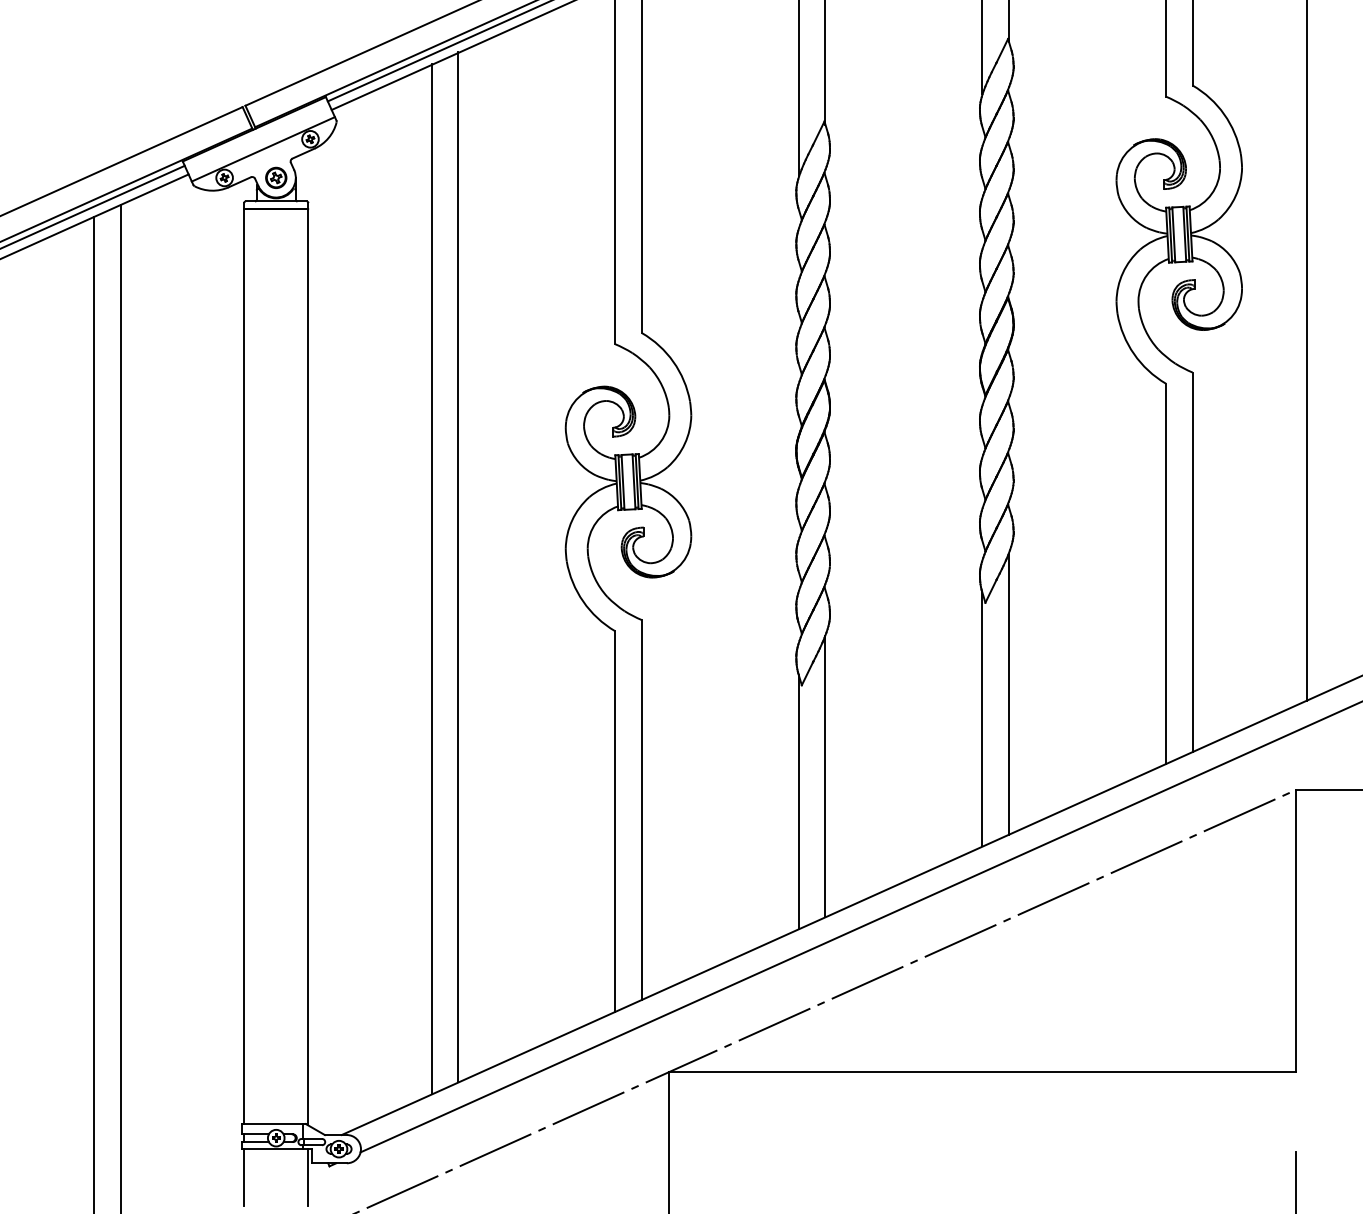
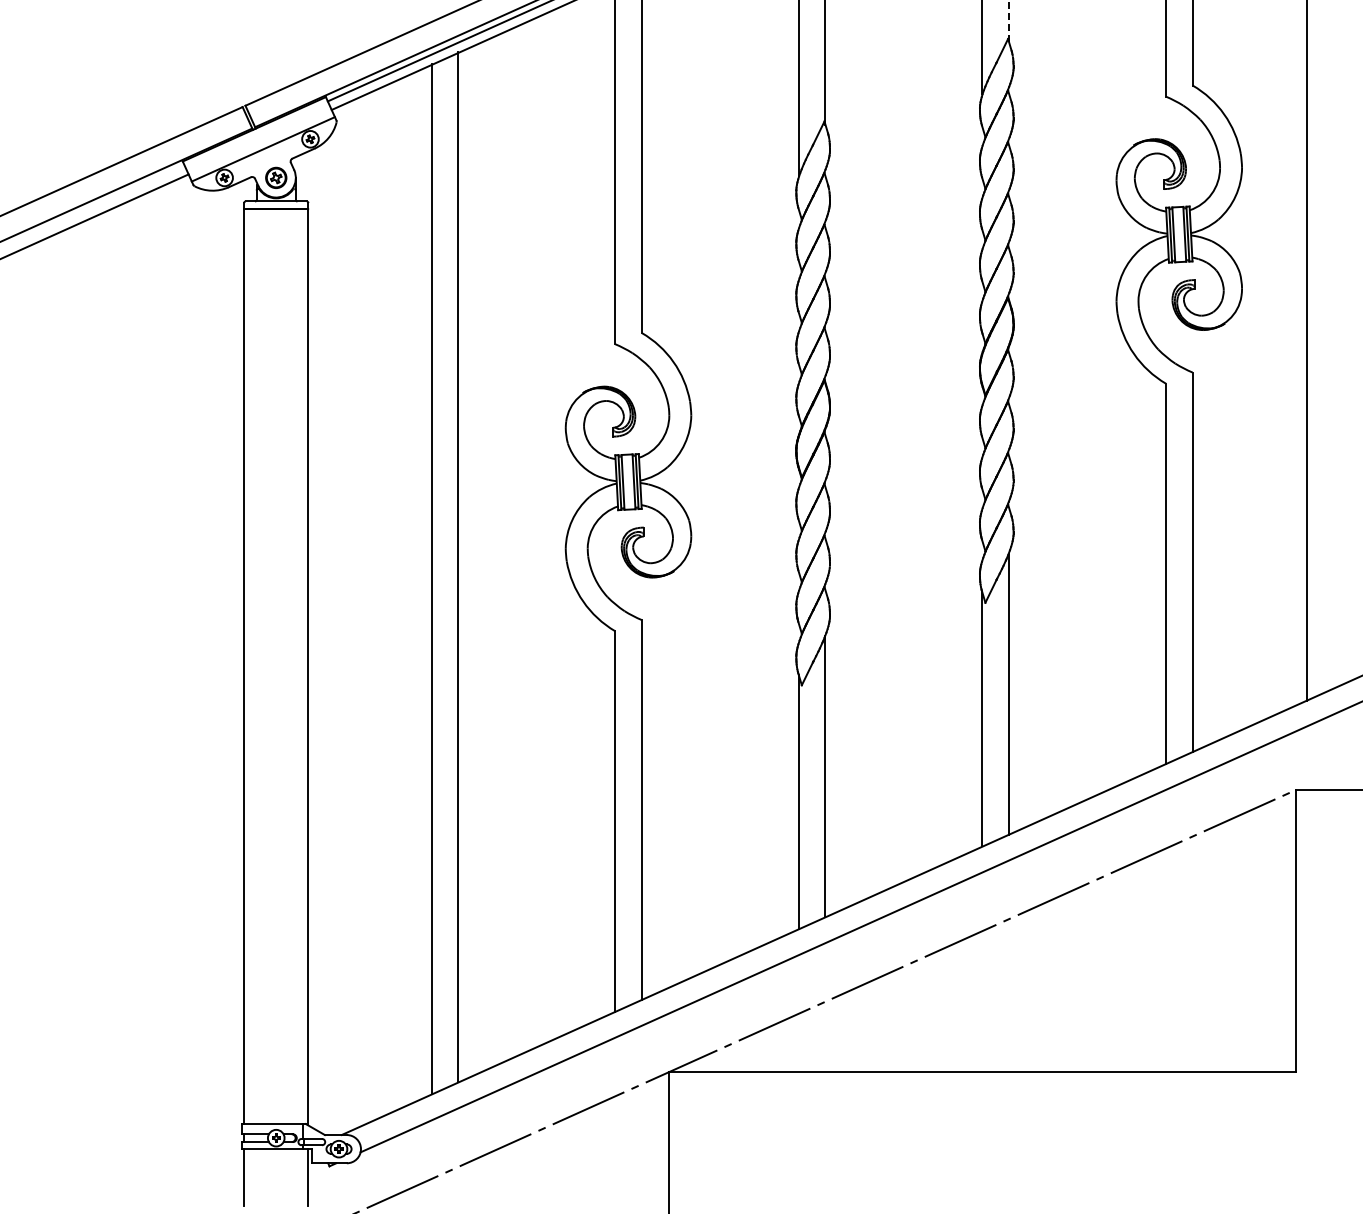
line: solid -> dashed (1009, 21)
line: present -> none (93, 206)
line: present -> none (120, 707)
line: present -> none (94, 713)
line: present -> none (1296, 1181)
